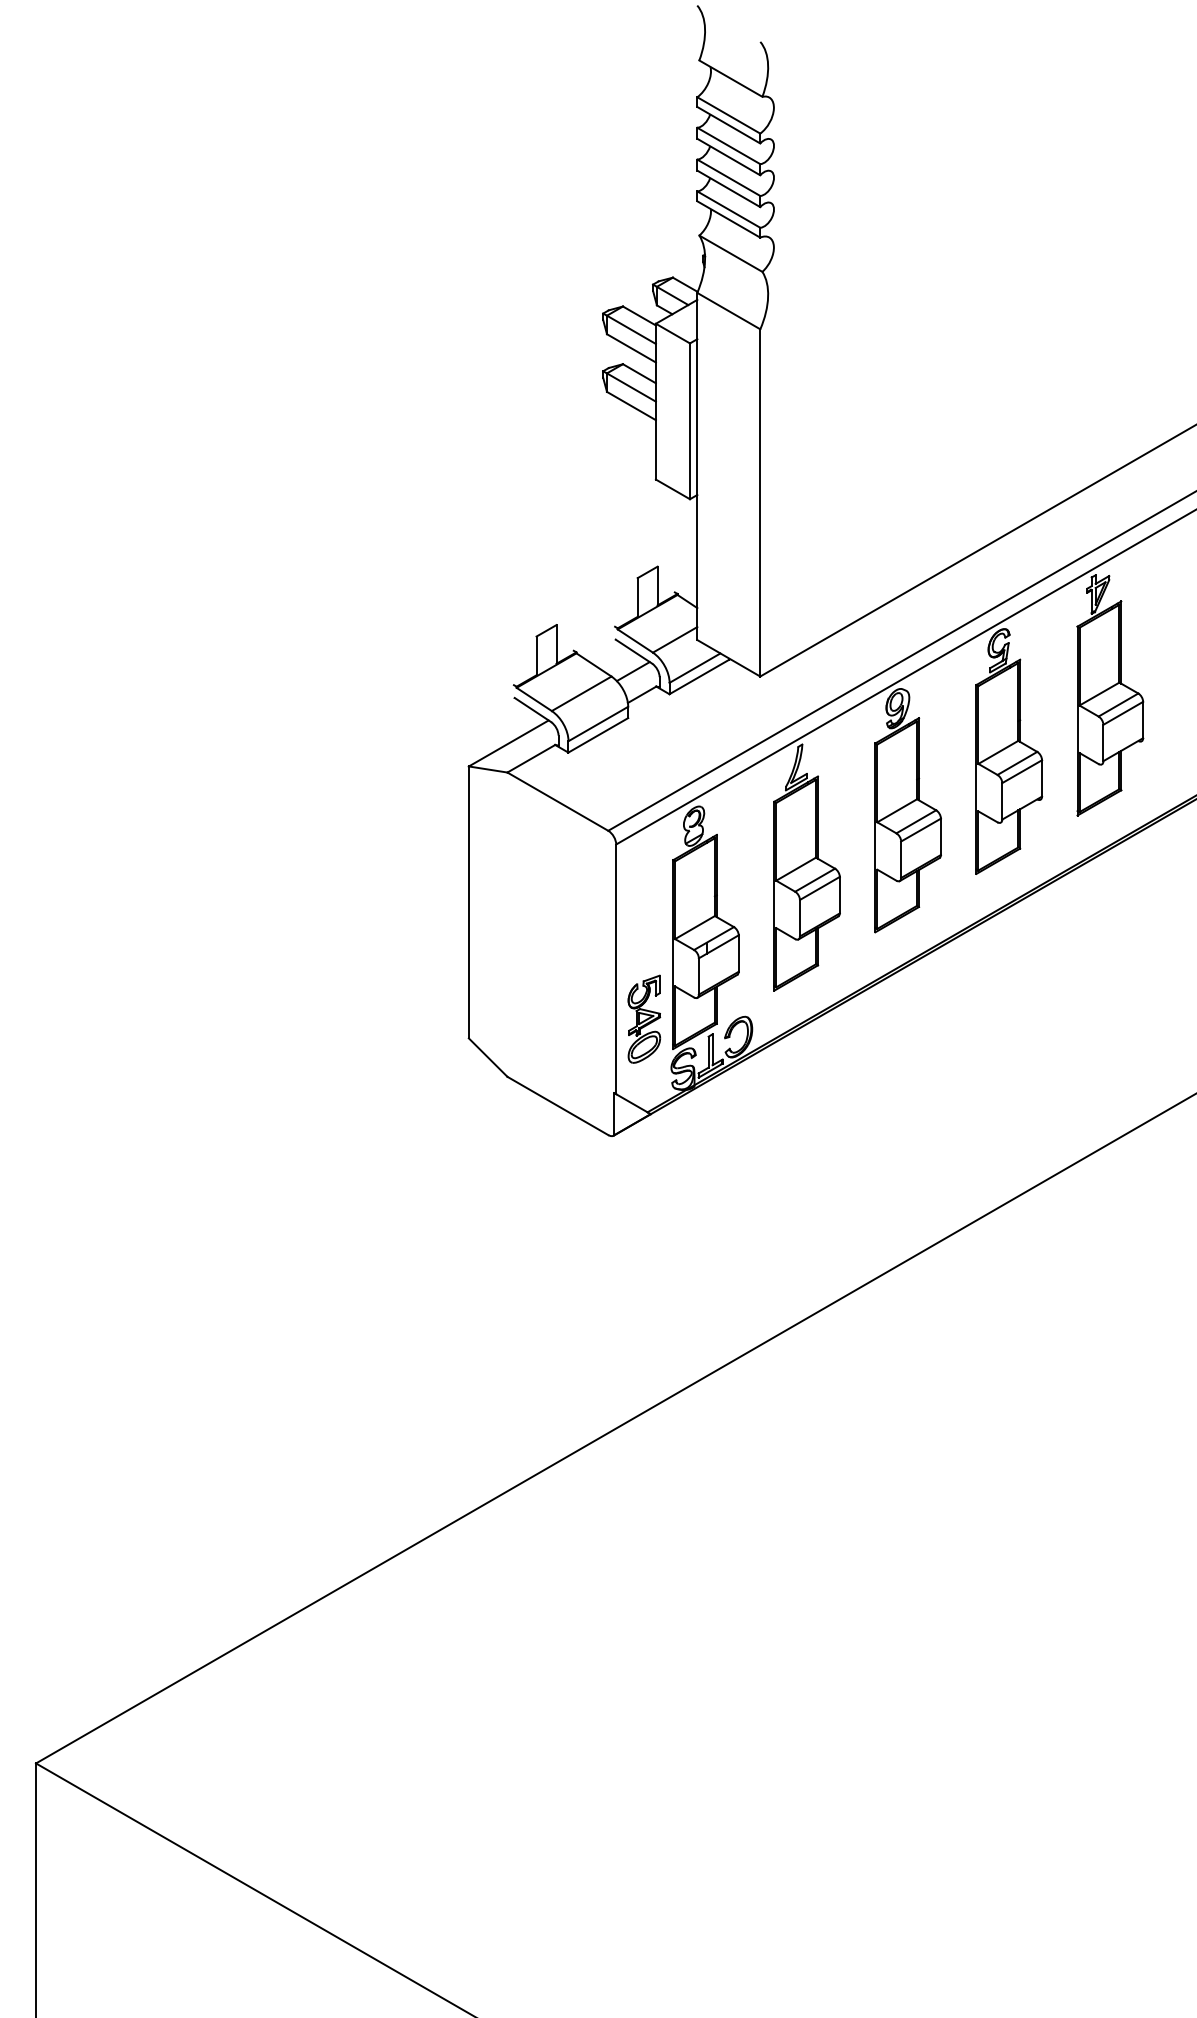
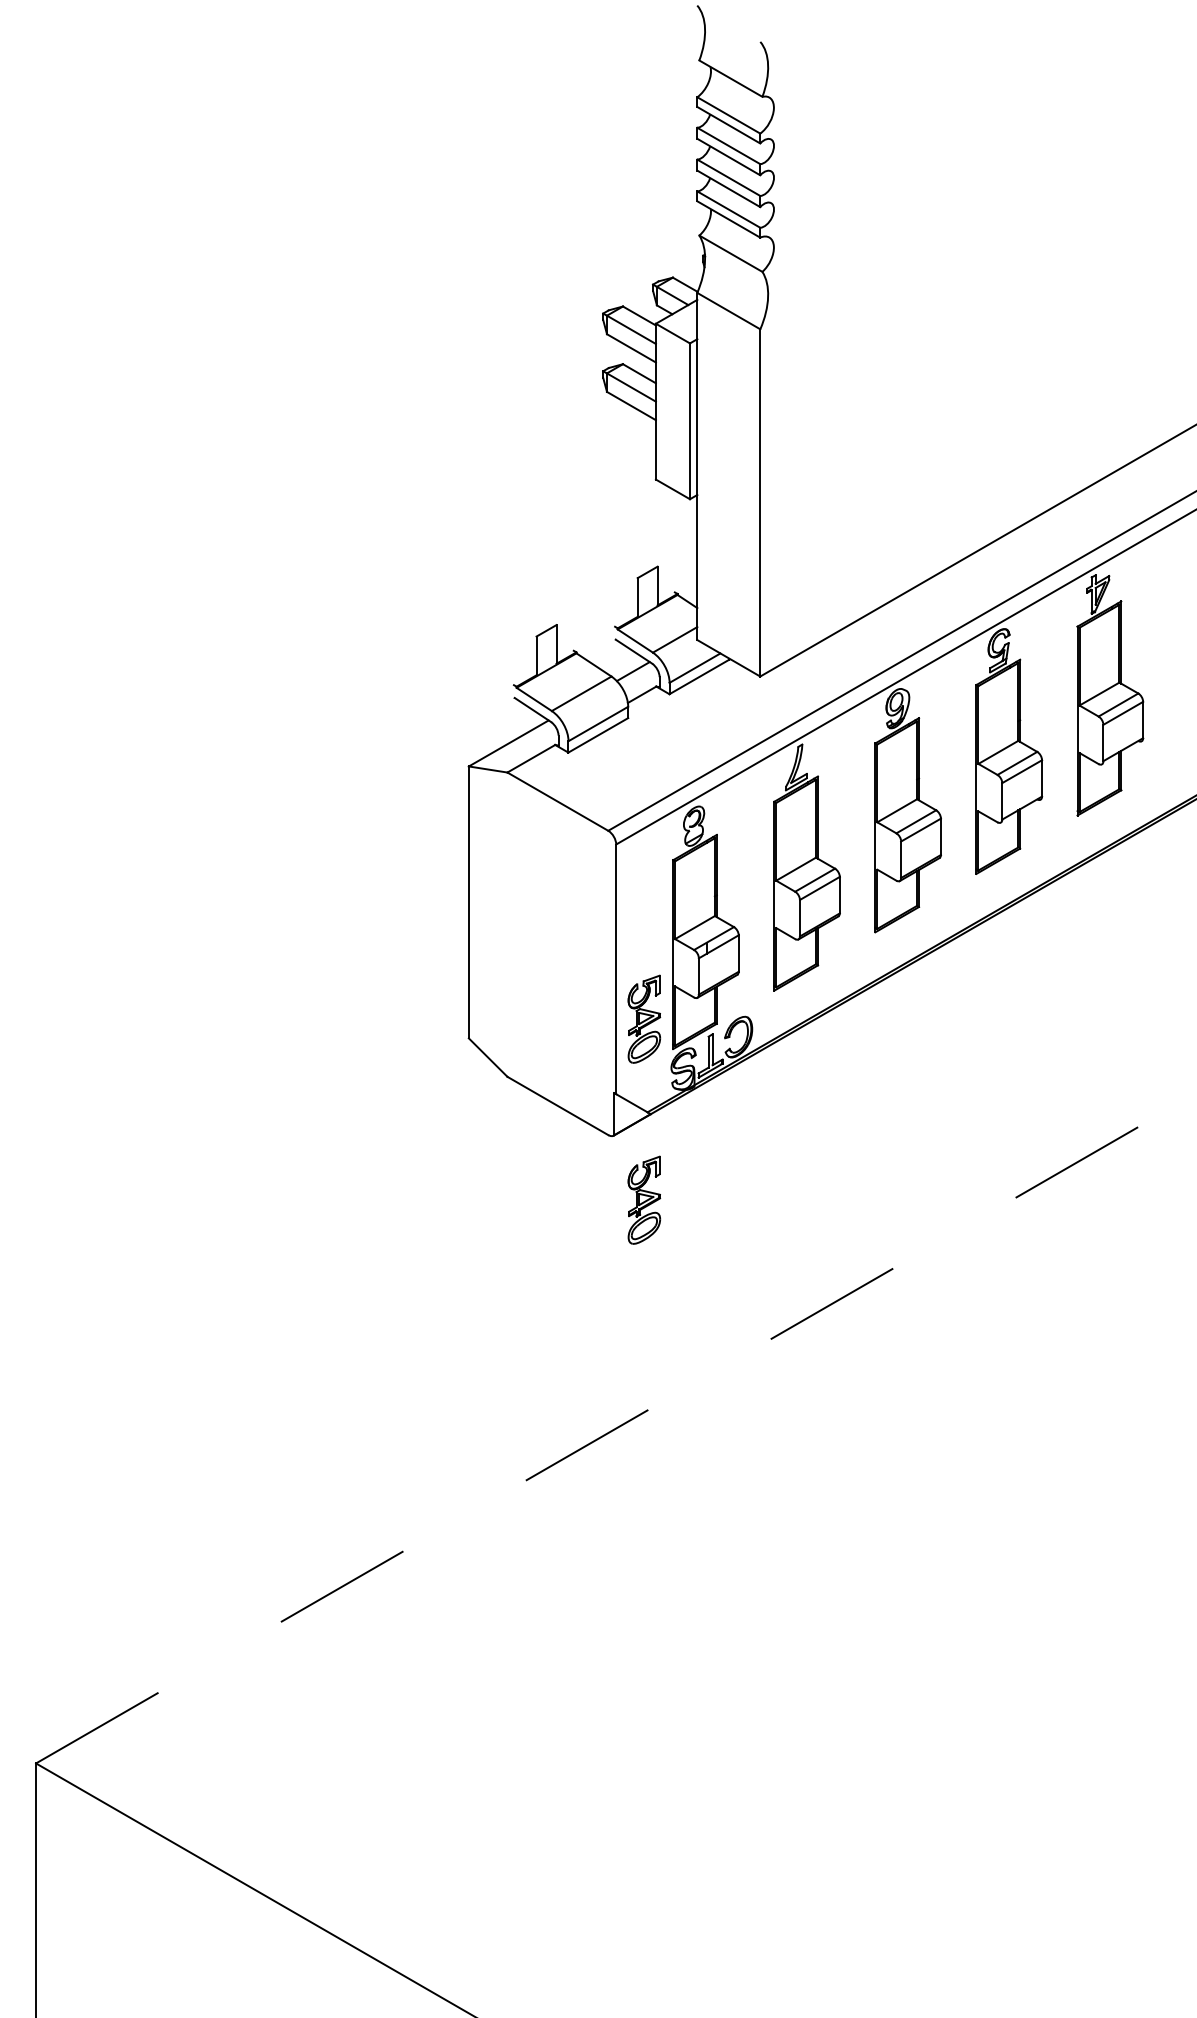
part: none -> present (644, 1199)
line: solid -> dashed (616, 1428)
